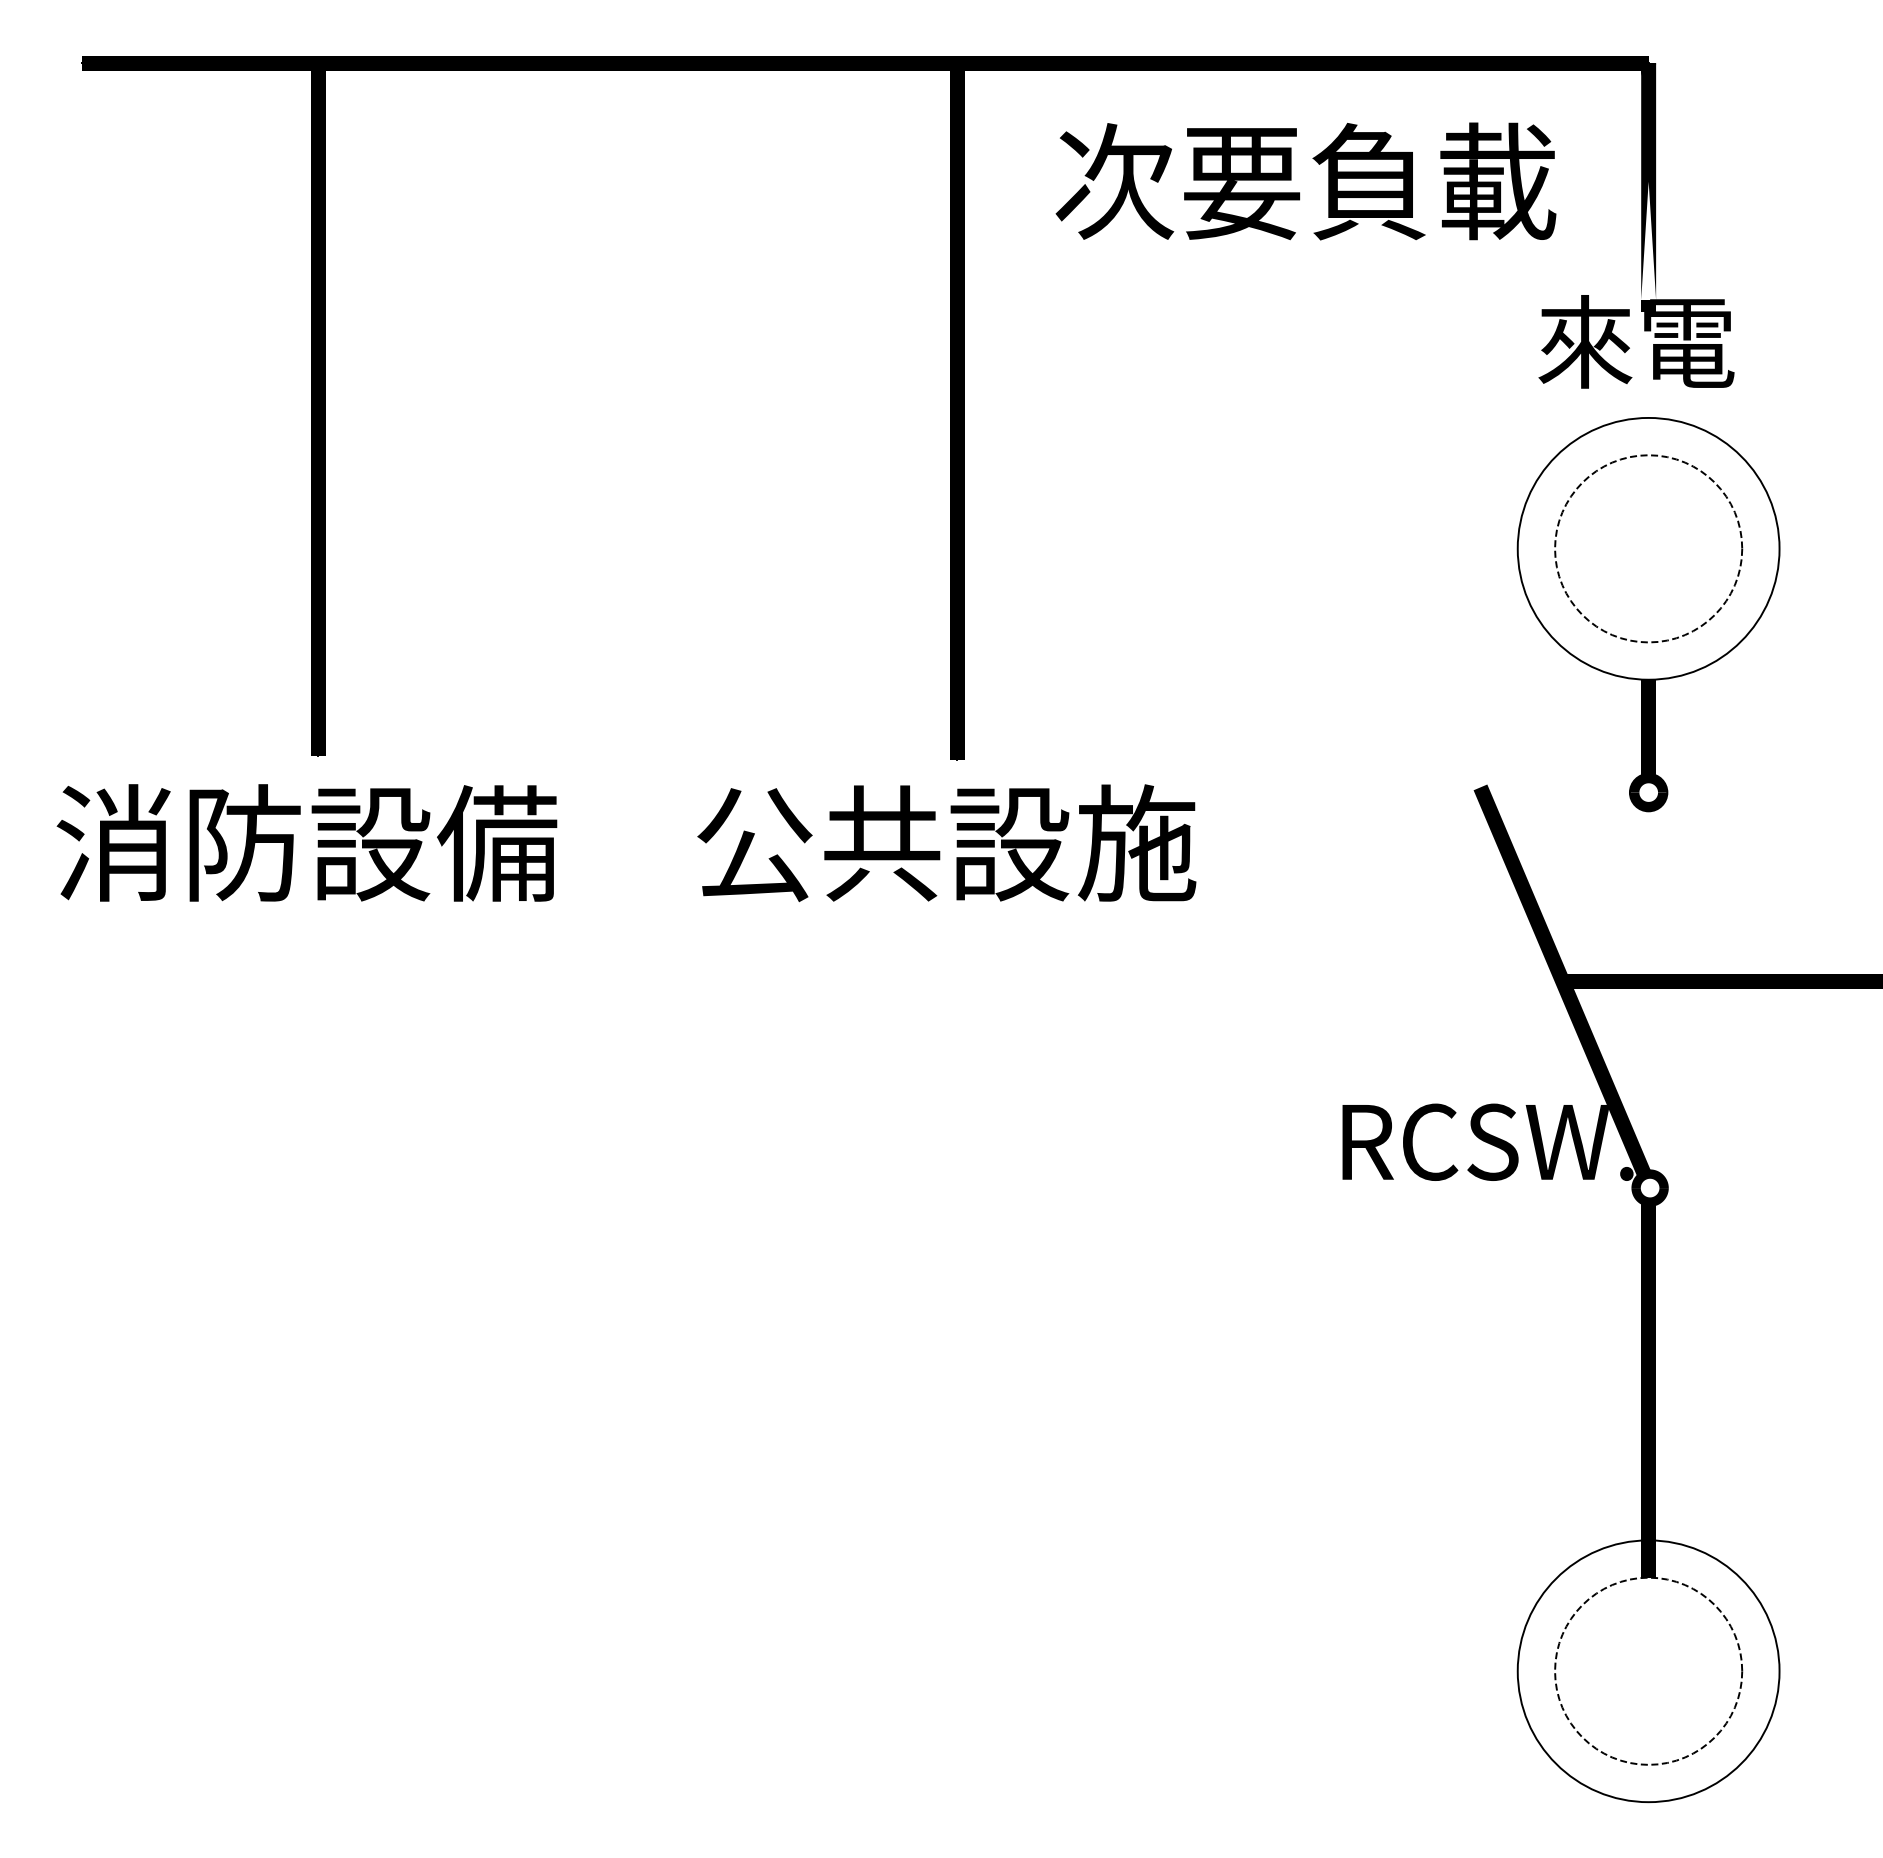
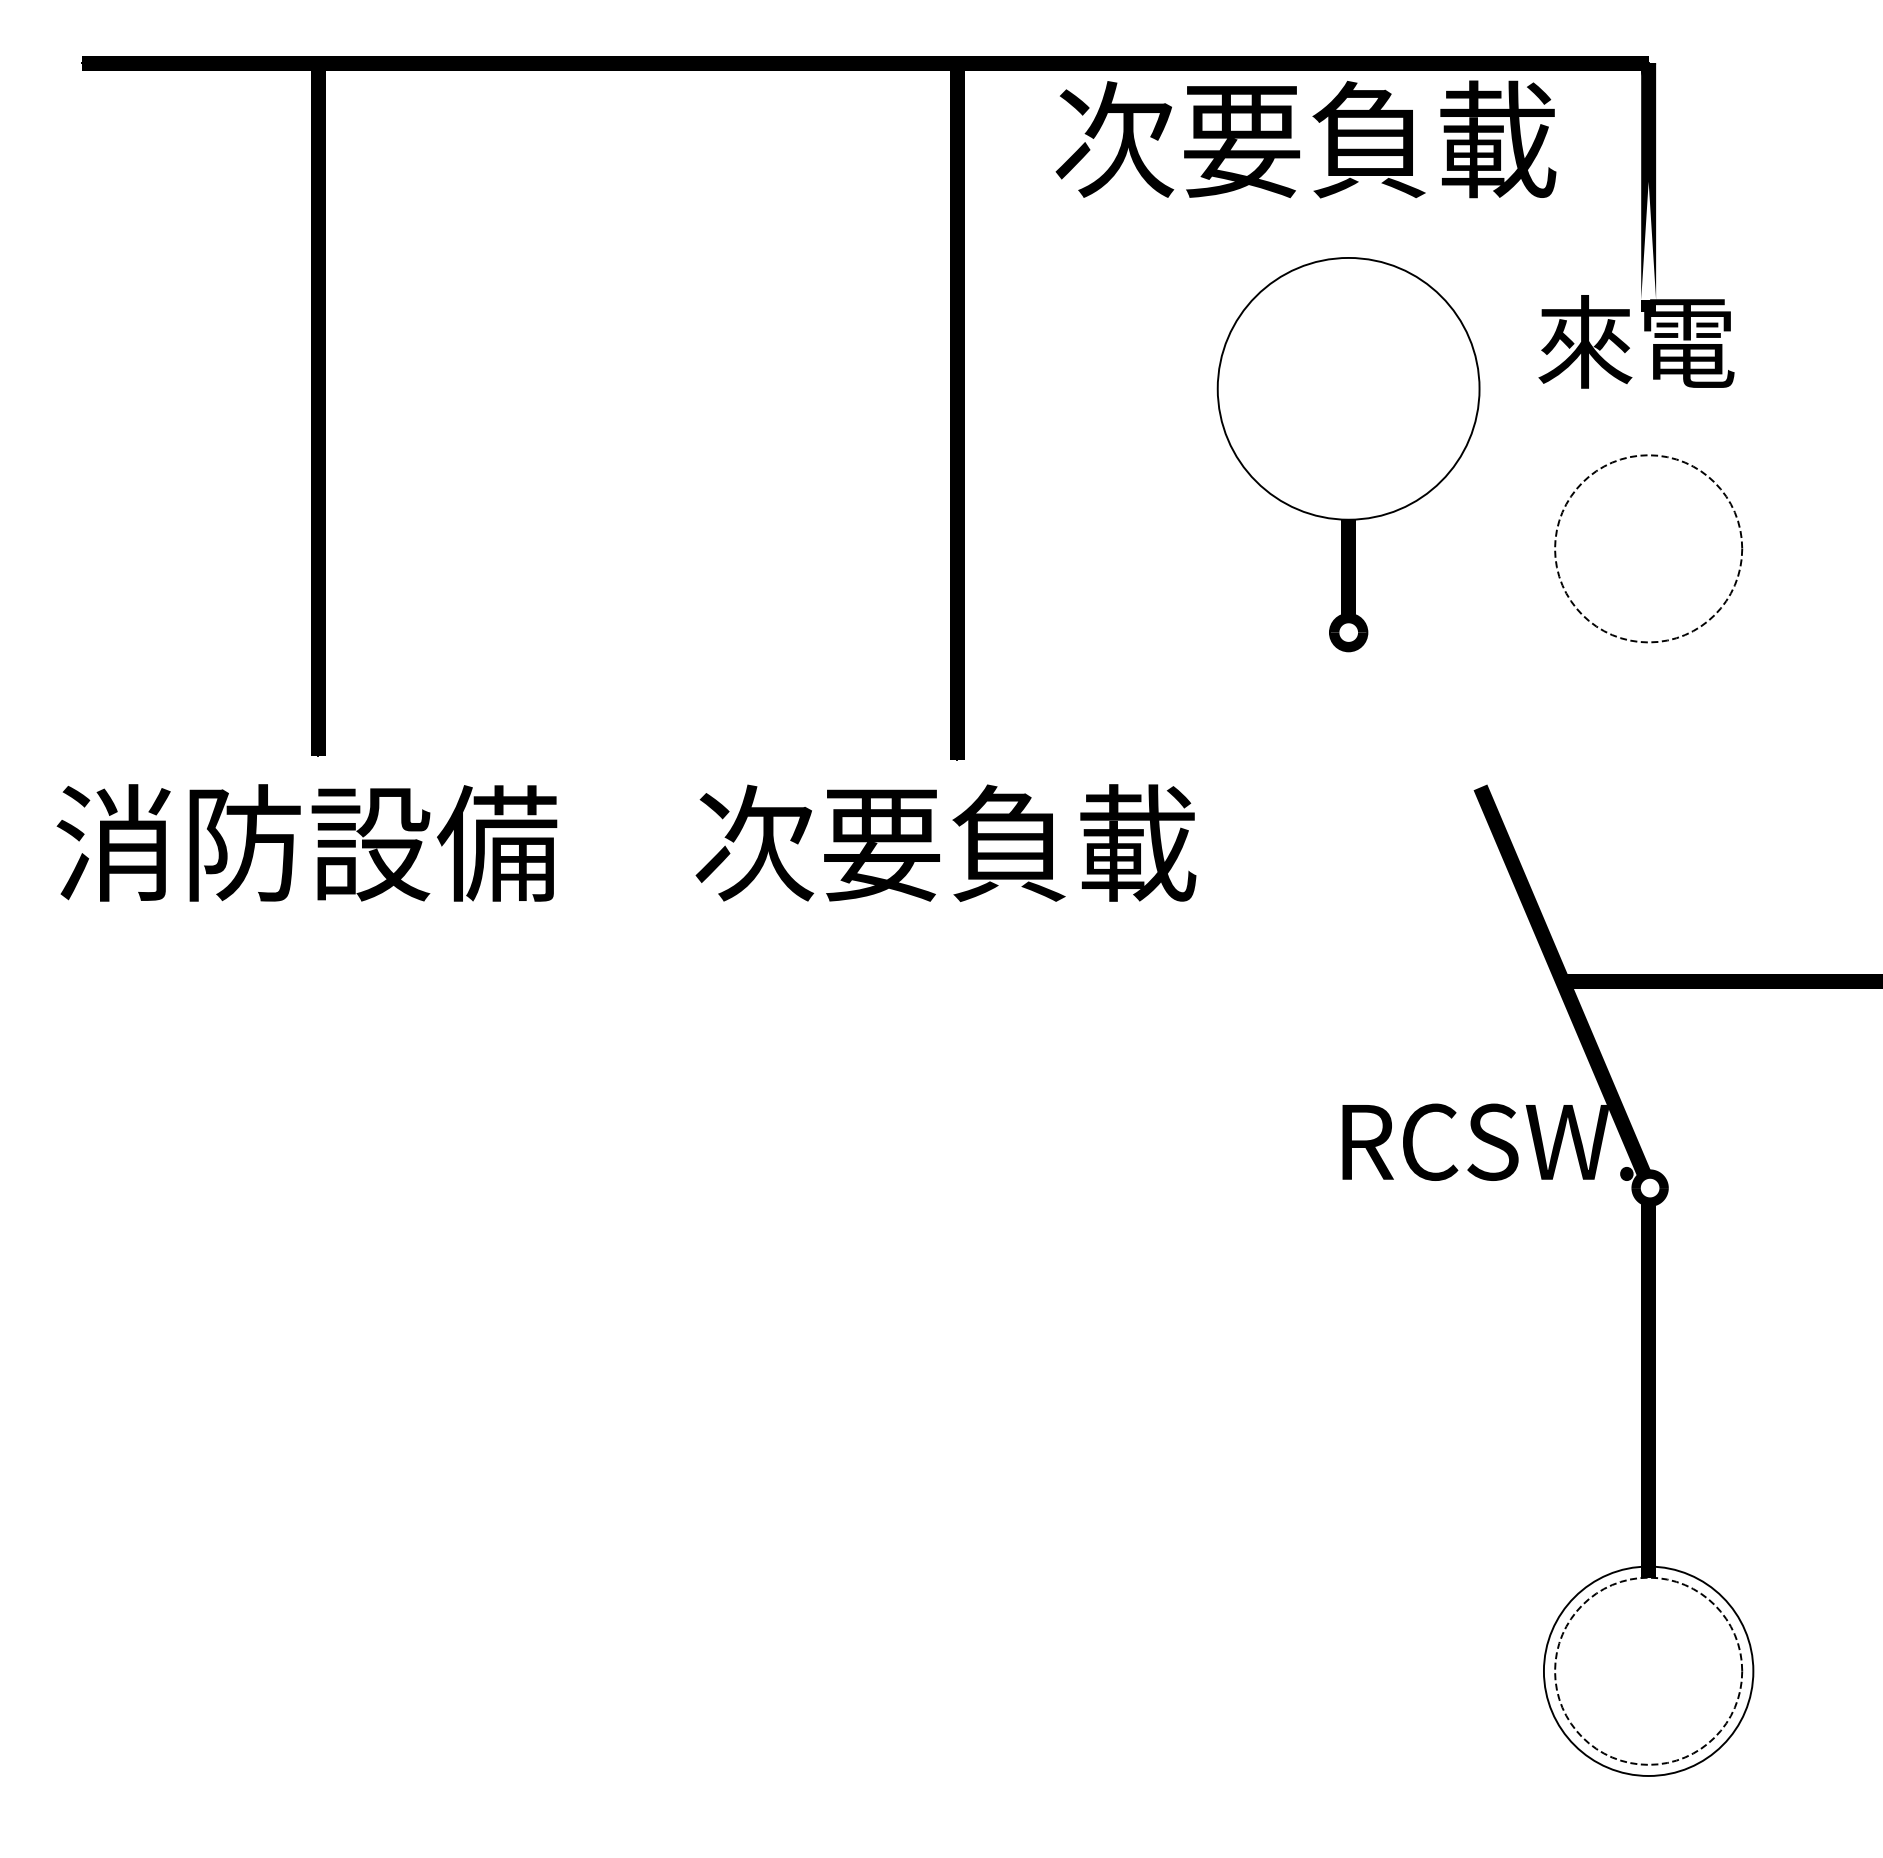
text position: (1305, 181) -> (1305, 139) (1305, 139)
part position: (1648, 614) -> (1348, 454) (1348, 454)
text: 公共設施 -> 次要負載 (945, 843)
circle diameter: 262 px -> 209 px (1648, 1670)
